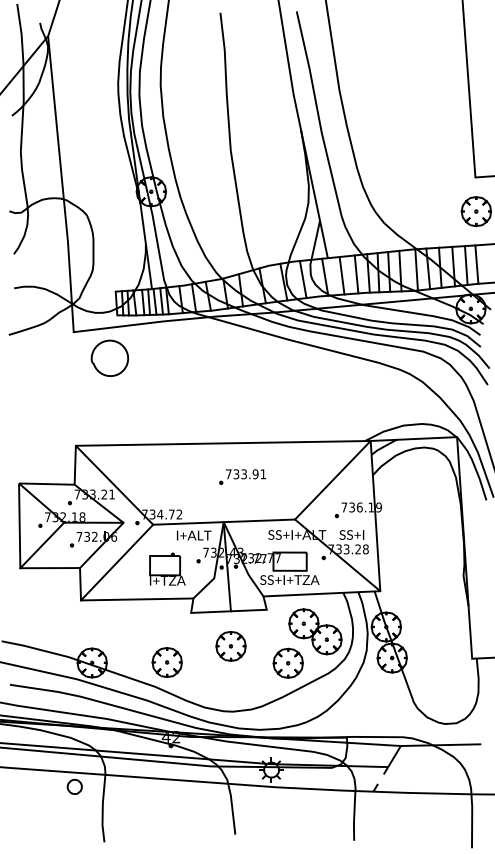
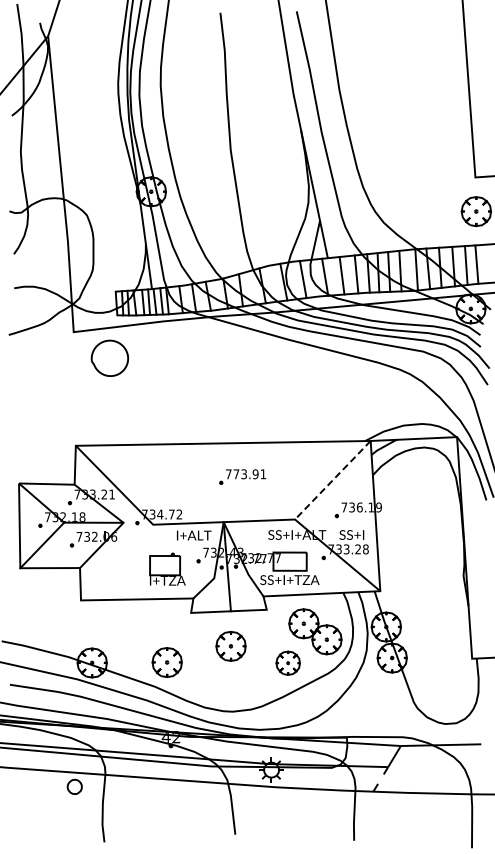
text: 733.91 -> 773.91 (236, 474)
line: solid -> dashed (332, 480)
line: present -> none (117, 562)
part size: 32x32 px -> 26x26 px (287, 662)
